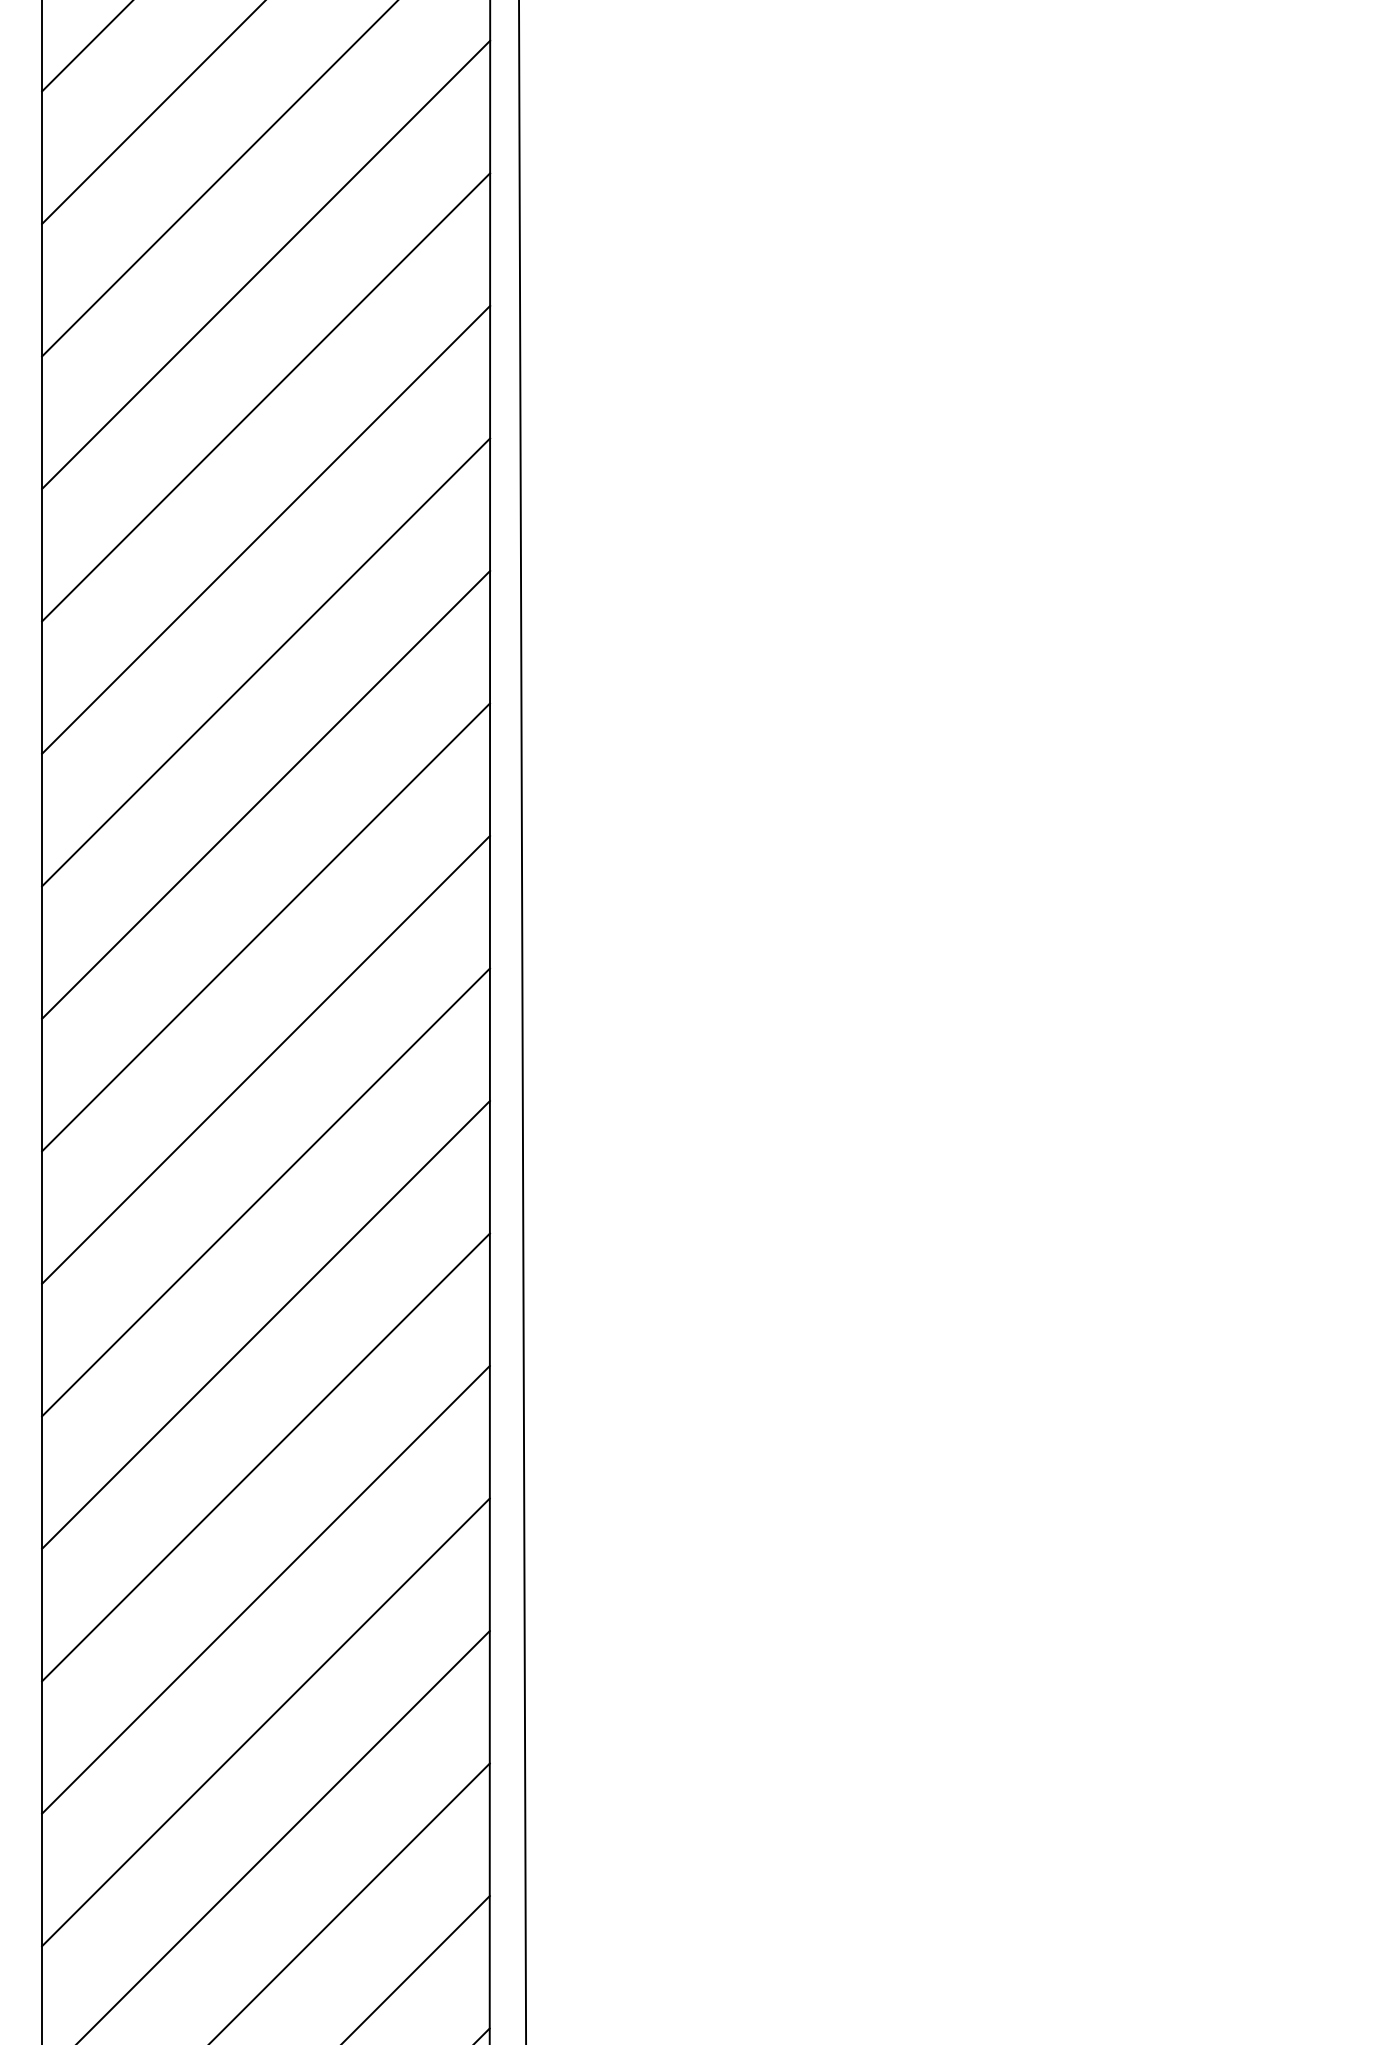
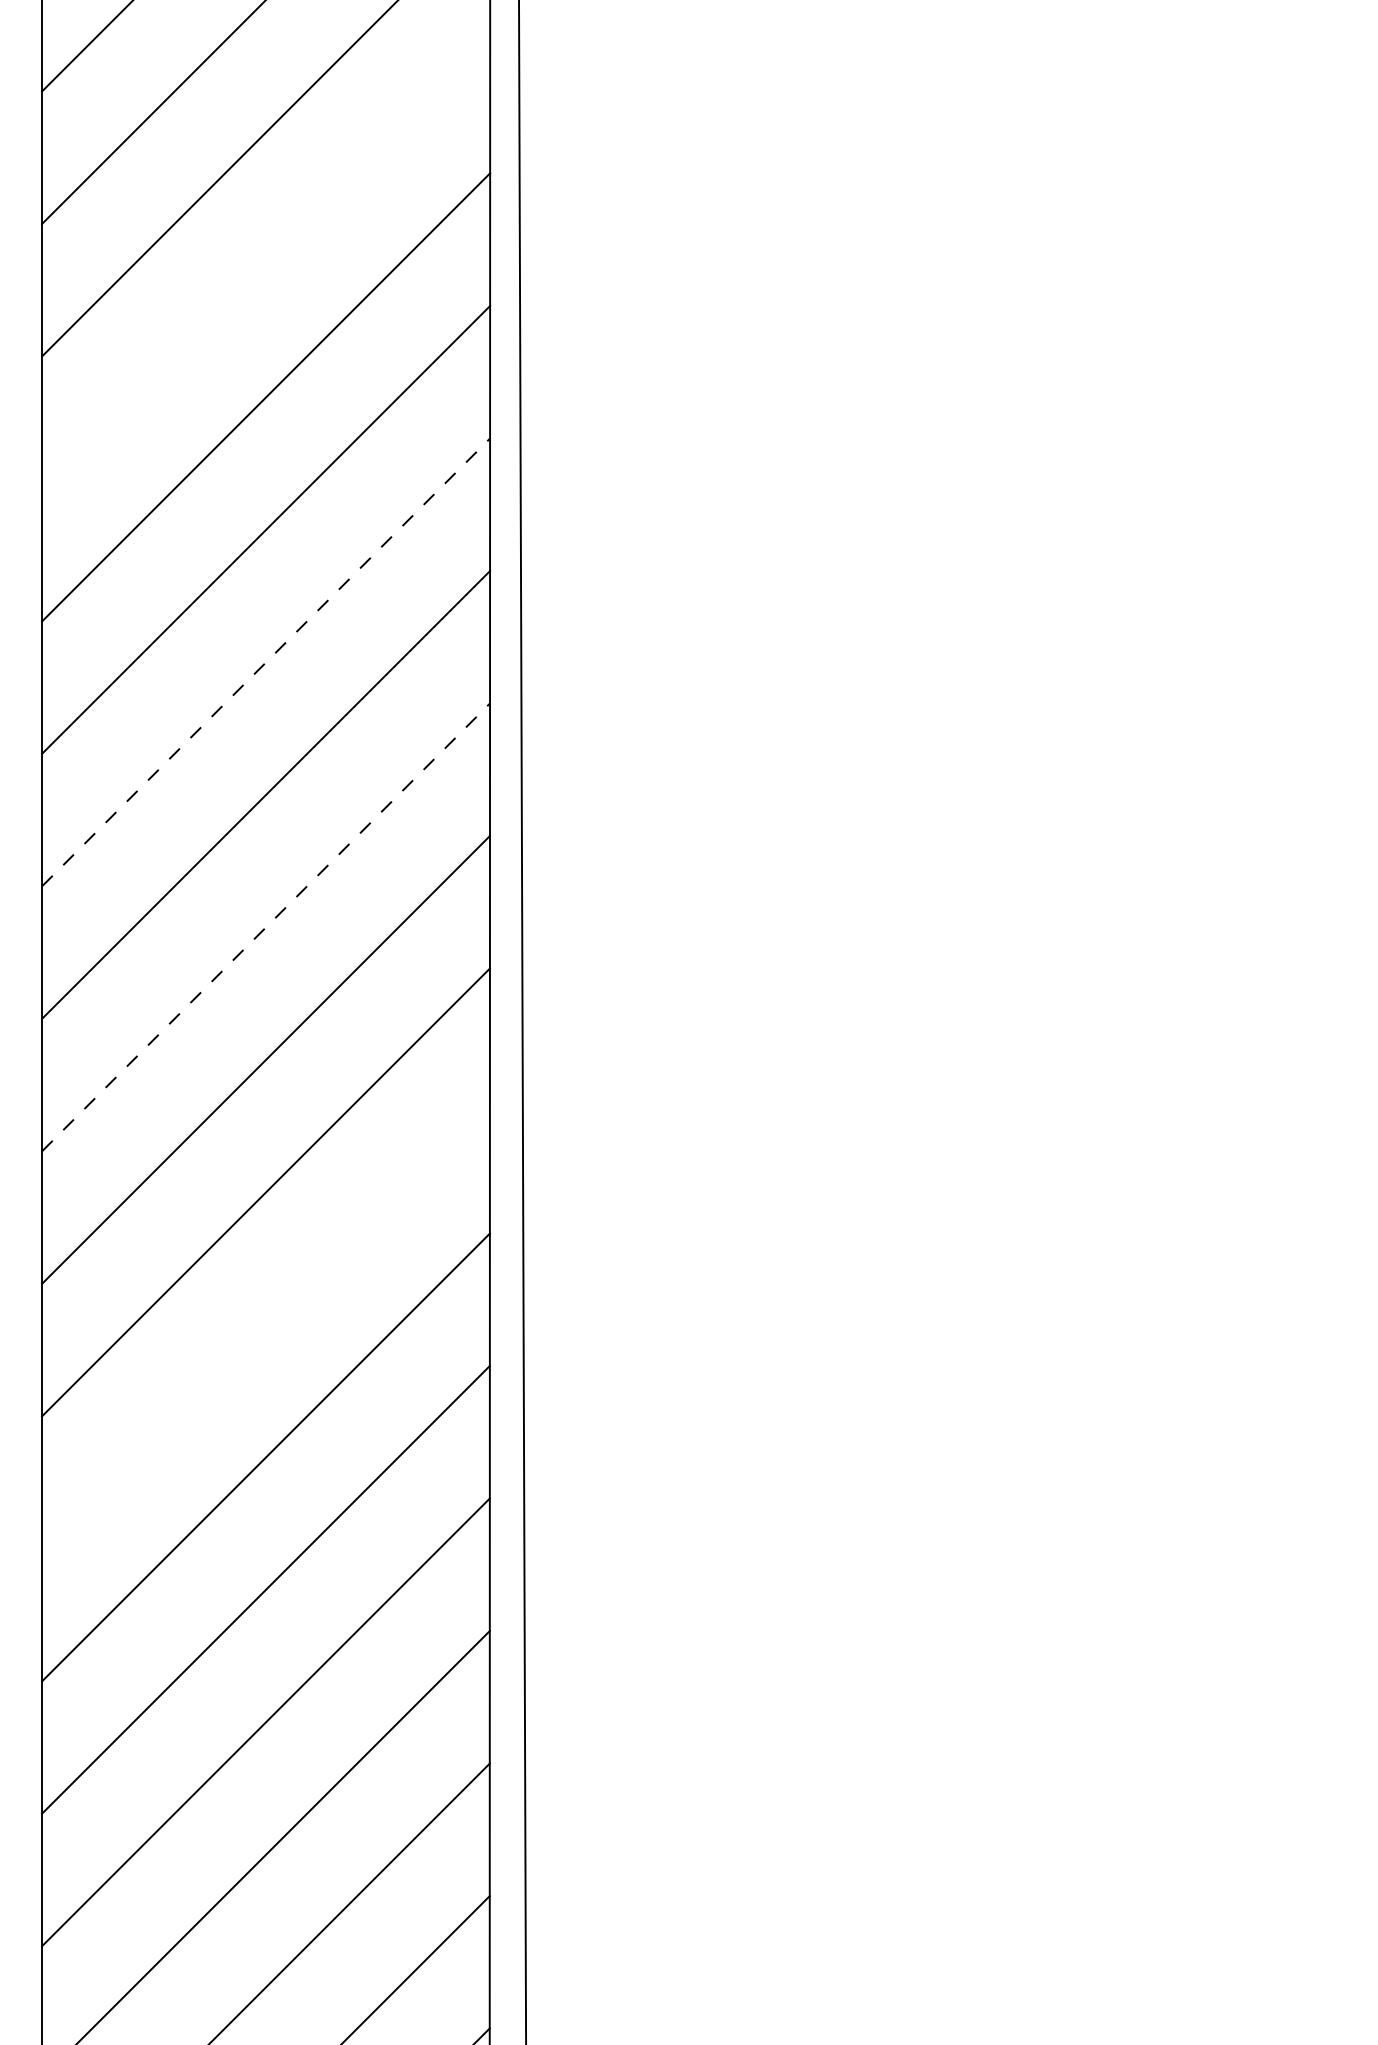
line: present -> none (266, 264)
line: solid -> dashed (266, 662)
line: solid -> dashed (266, 927)
line: present -> none (265, 1324)
